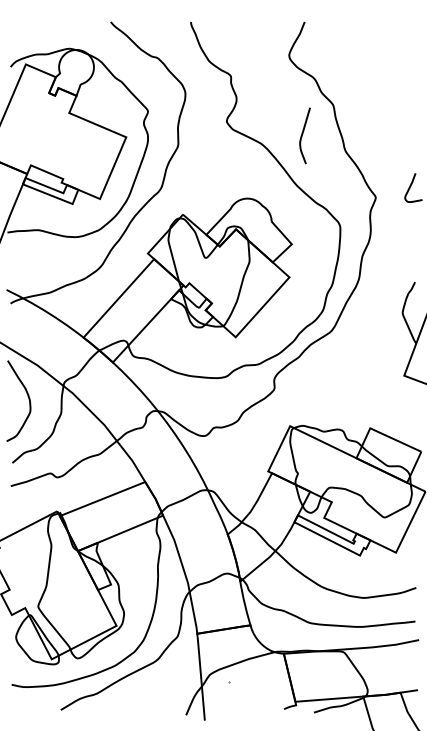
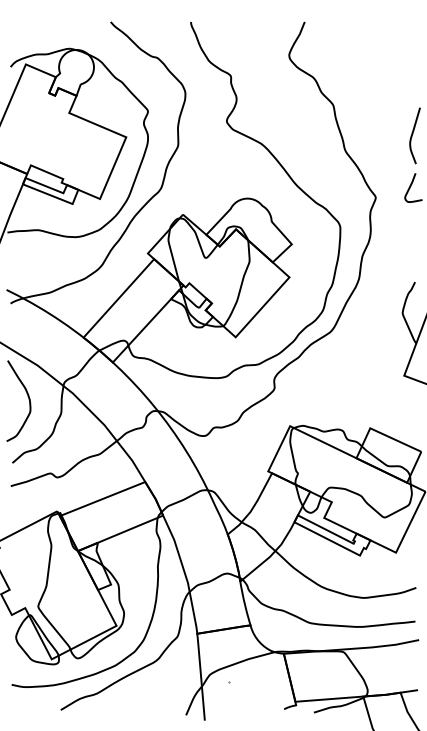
curve position: (303, 134) -> (413, 134) (413, 134)
